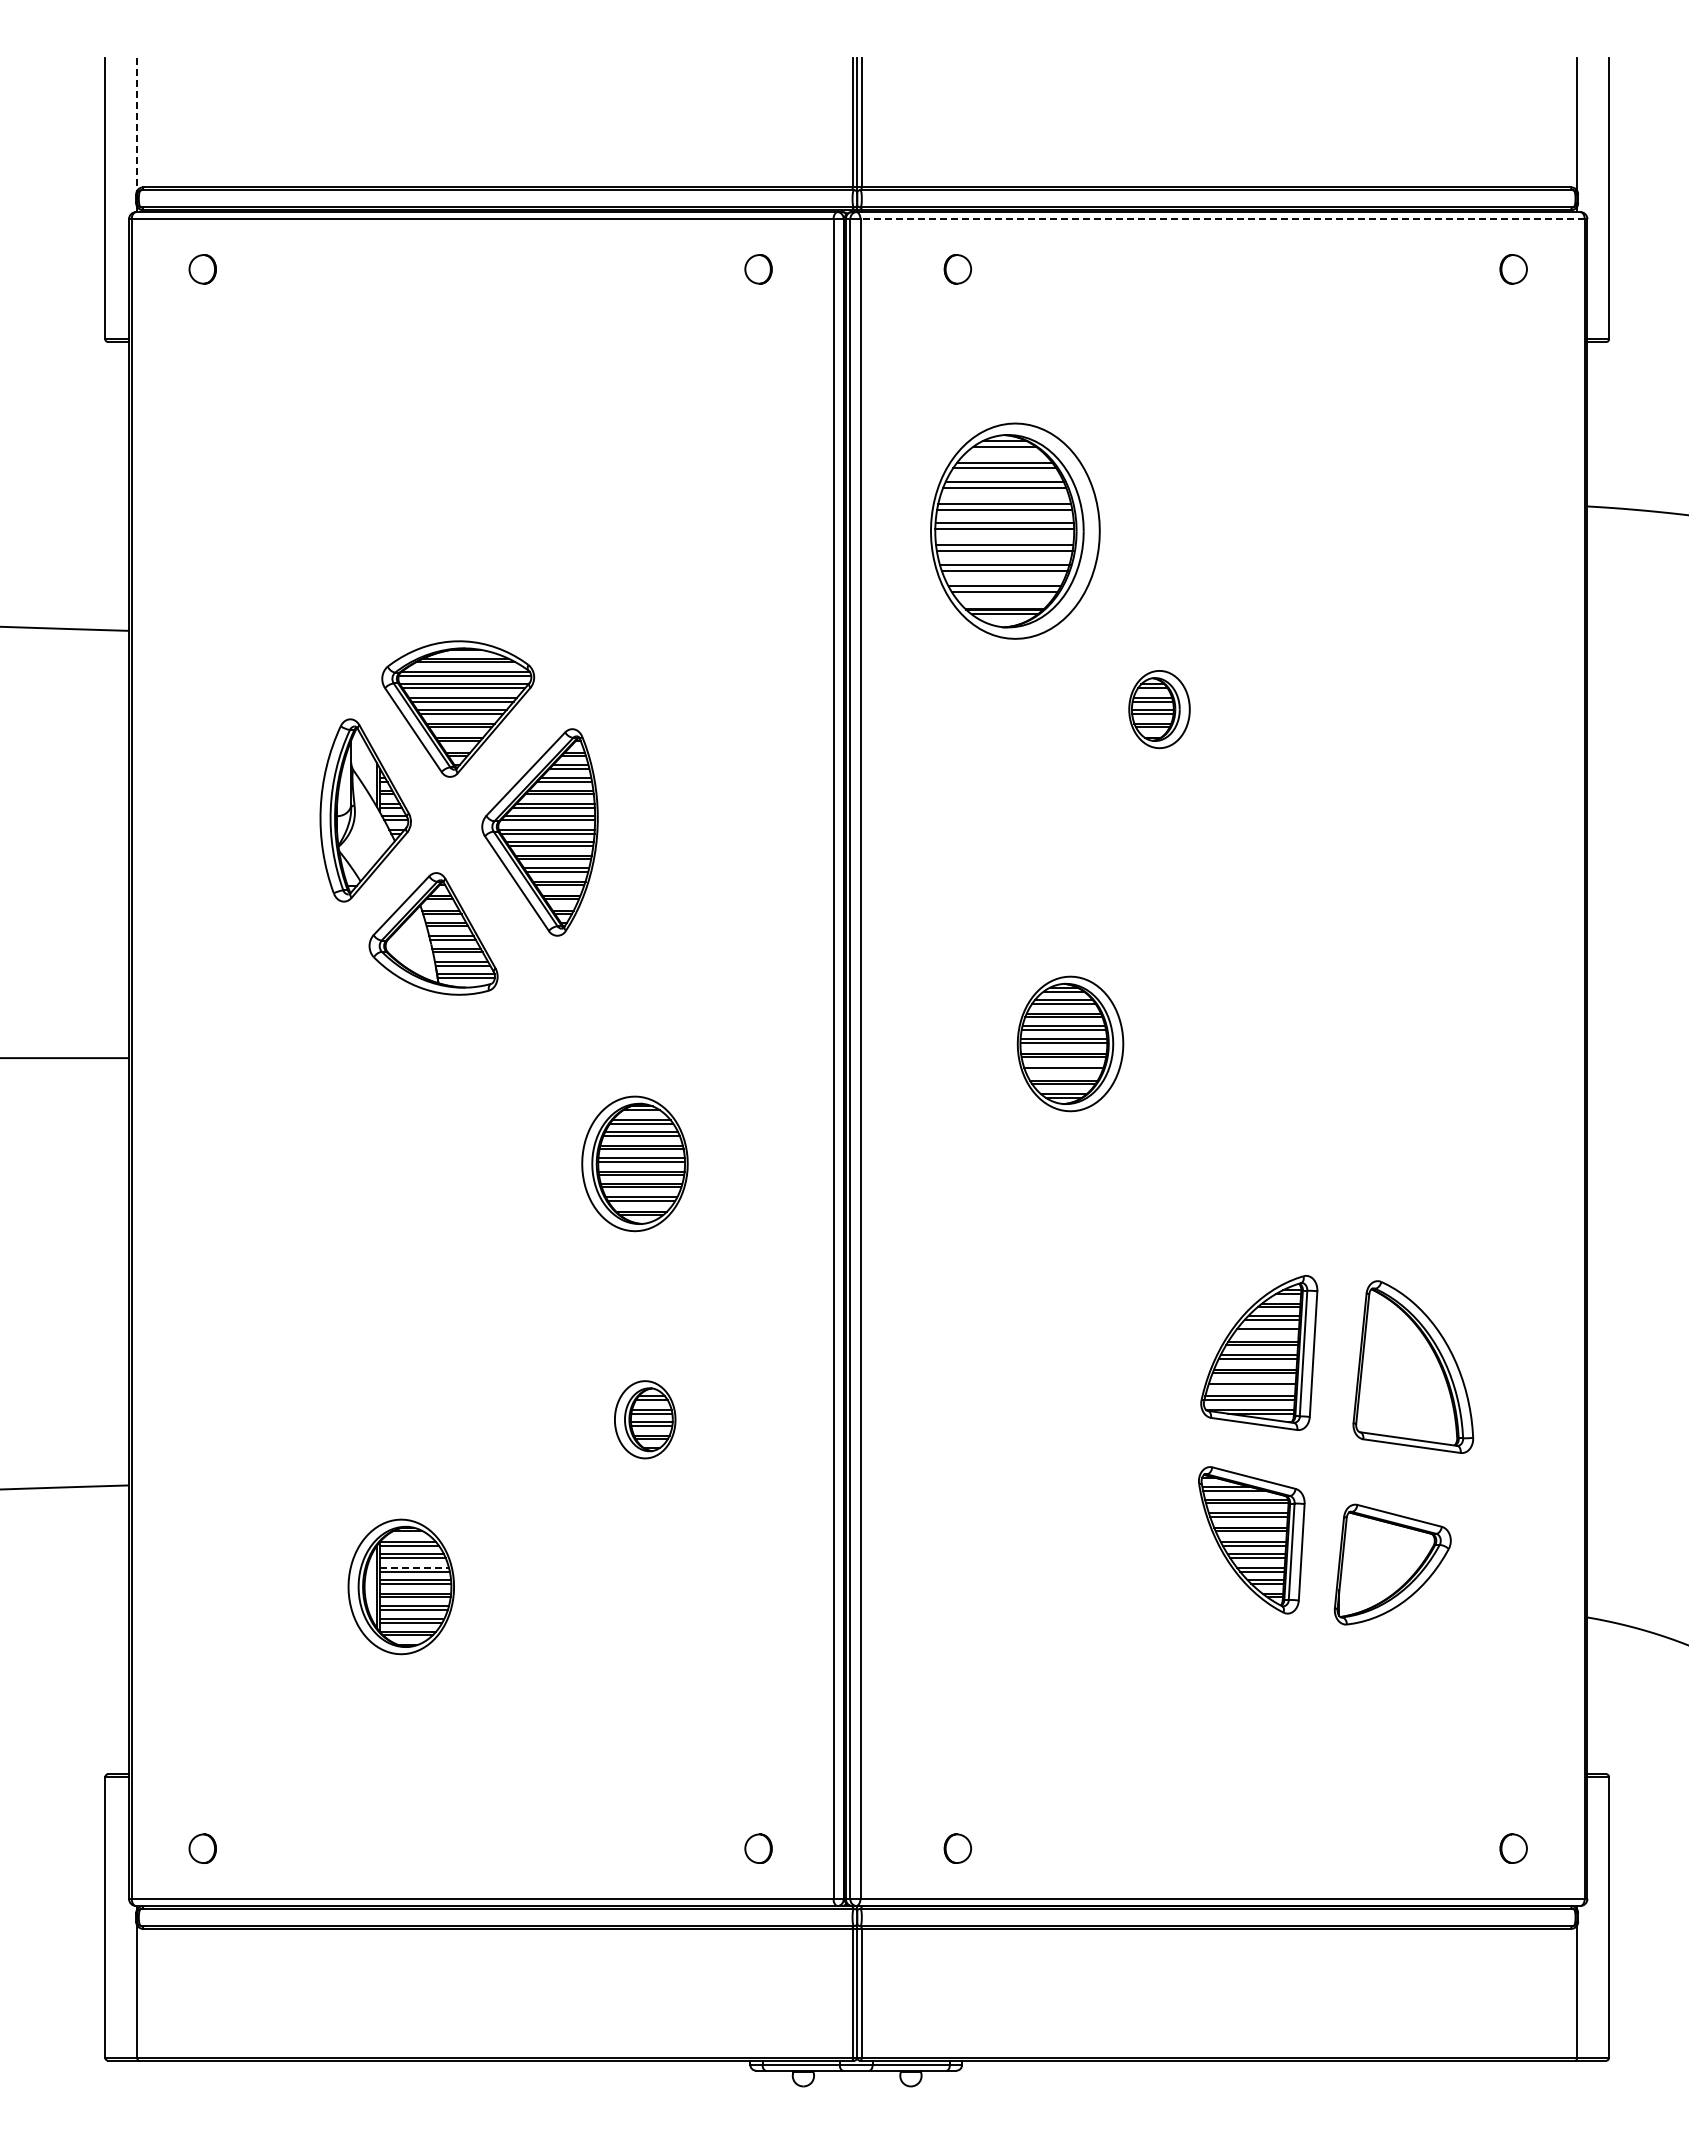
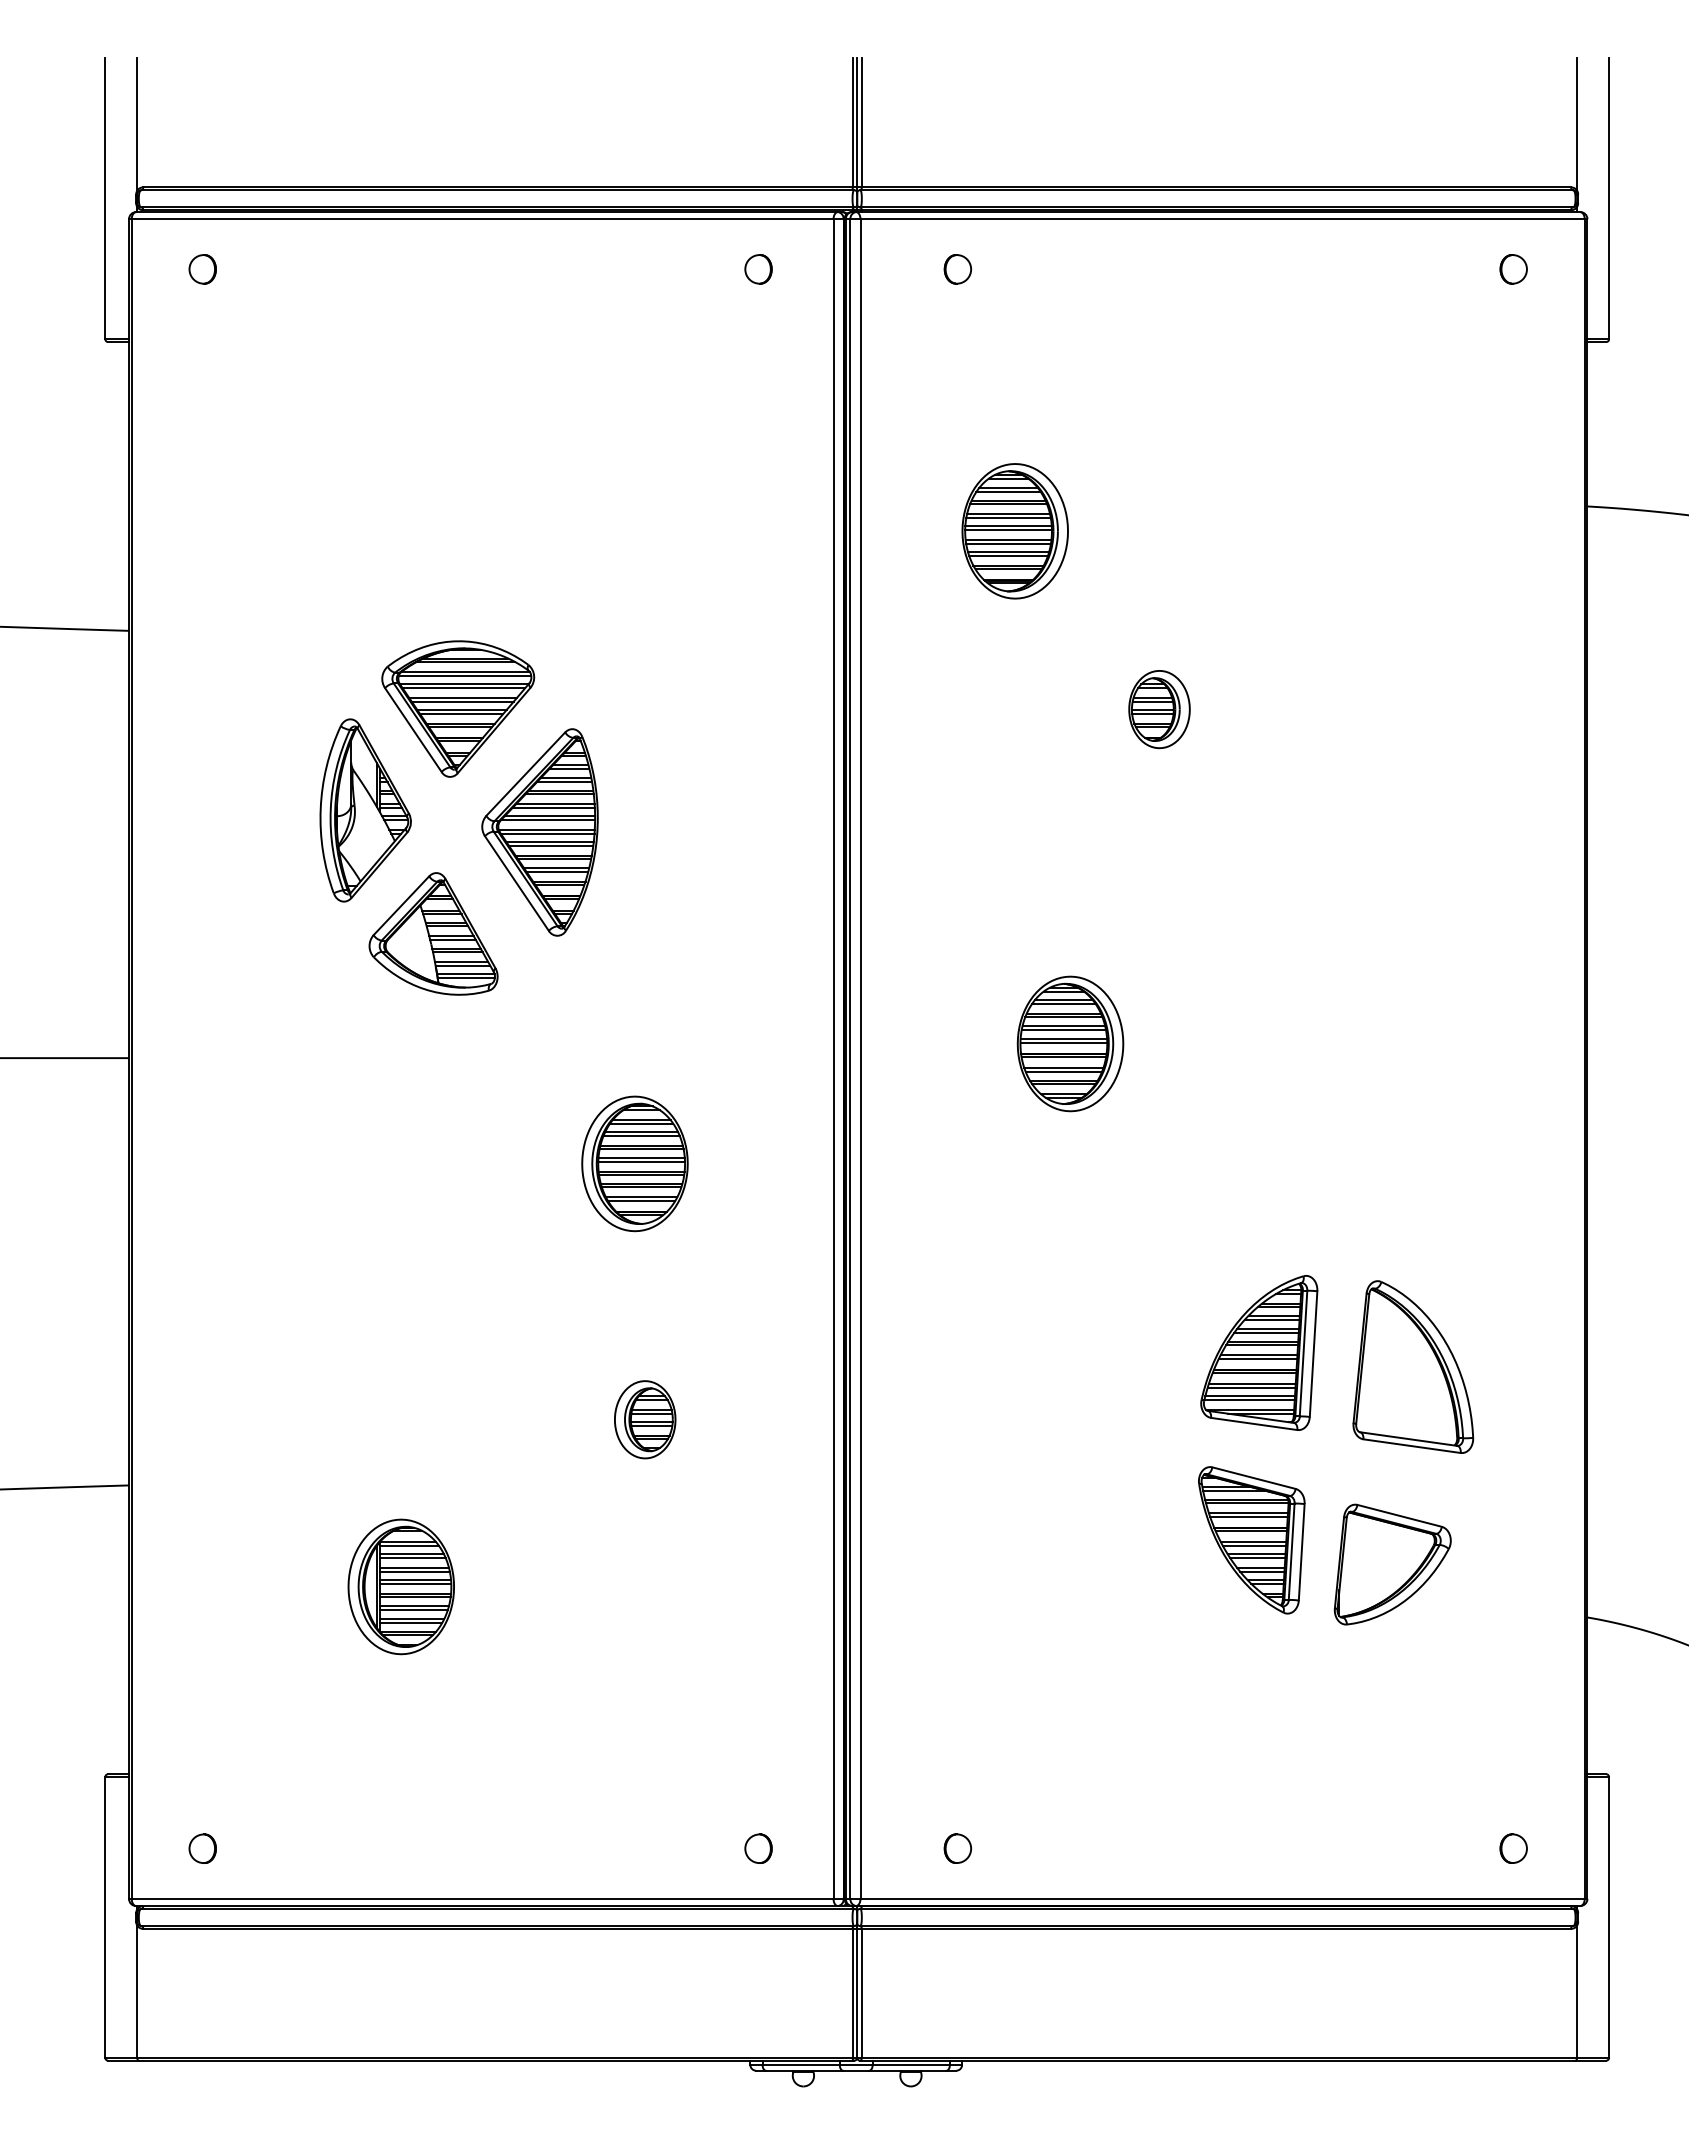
line: dashed -> solid (137, 125)
line: dashed -> solid (1222, 219)
part size: 171x218 px -> 108x137 px (1014, 531)
line: none -> present (1063, 1072)
line: none -> present (1266, 1333)
line: none -> present (1251, 1387)
line: dashed -> solid (414, 1567)
